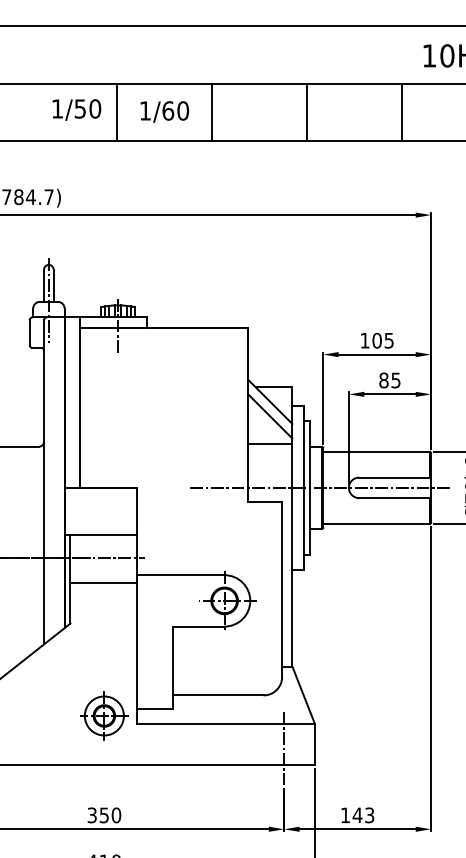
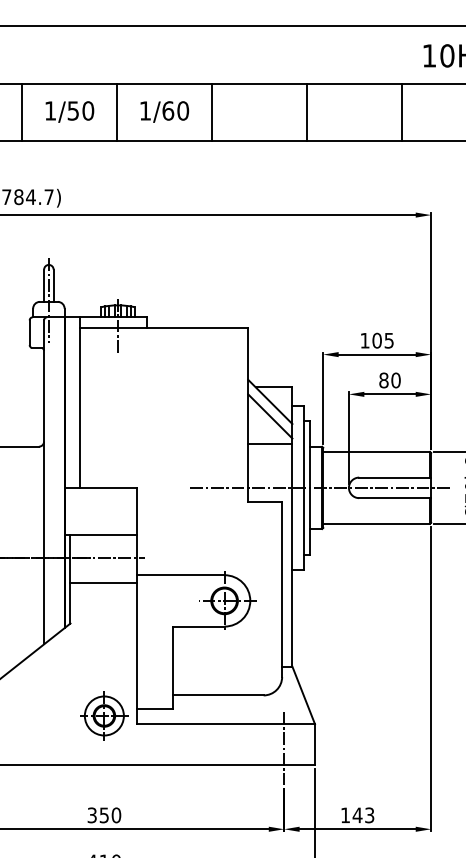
text position: (76, 109) -> (69, 111) (69, 111)
line: none -> present (22, 112)
text: 85 -> 80 (395, 380)
